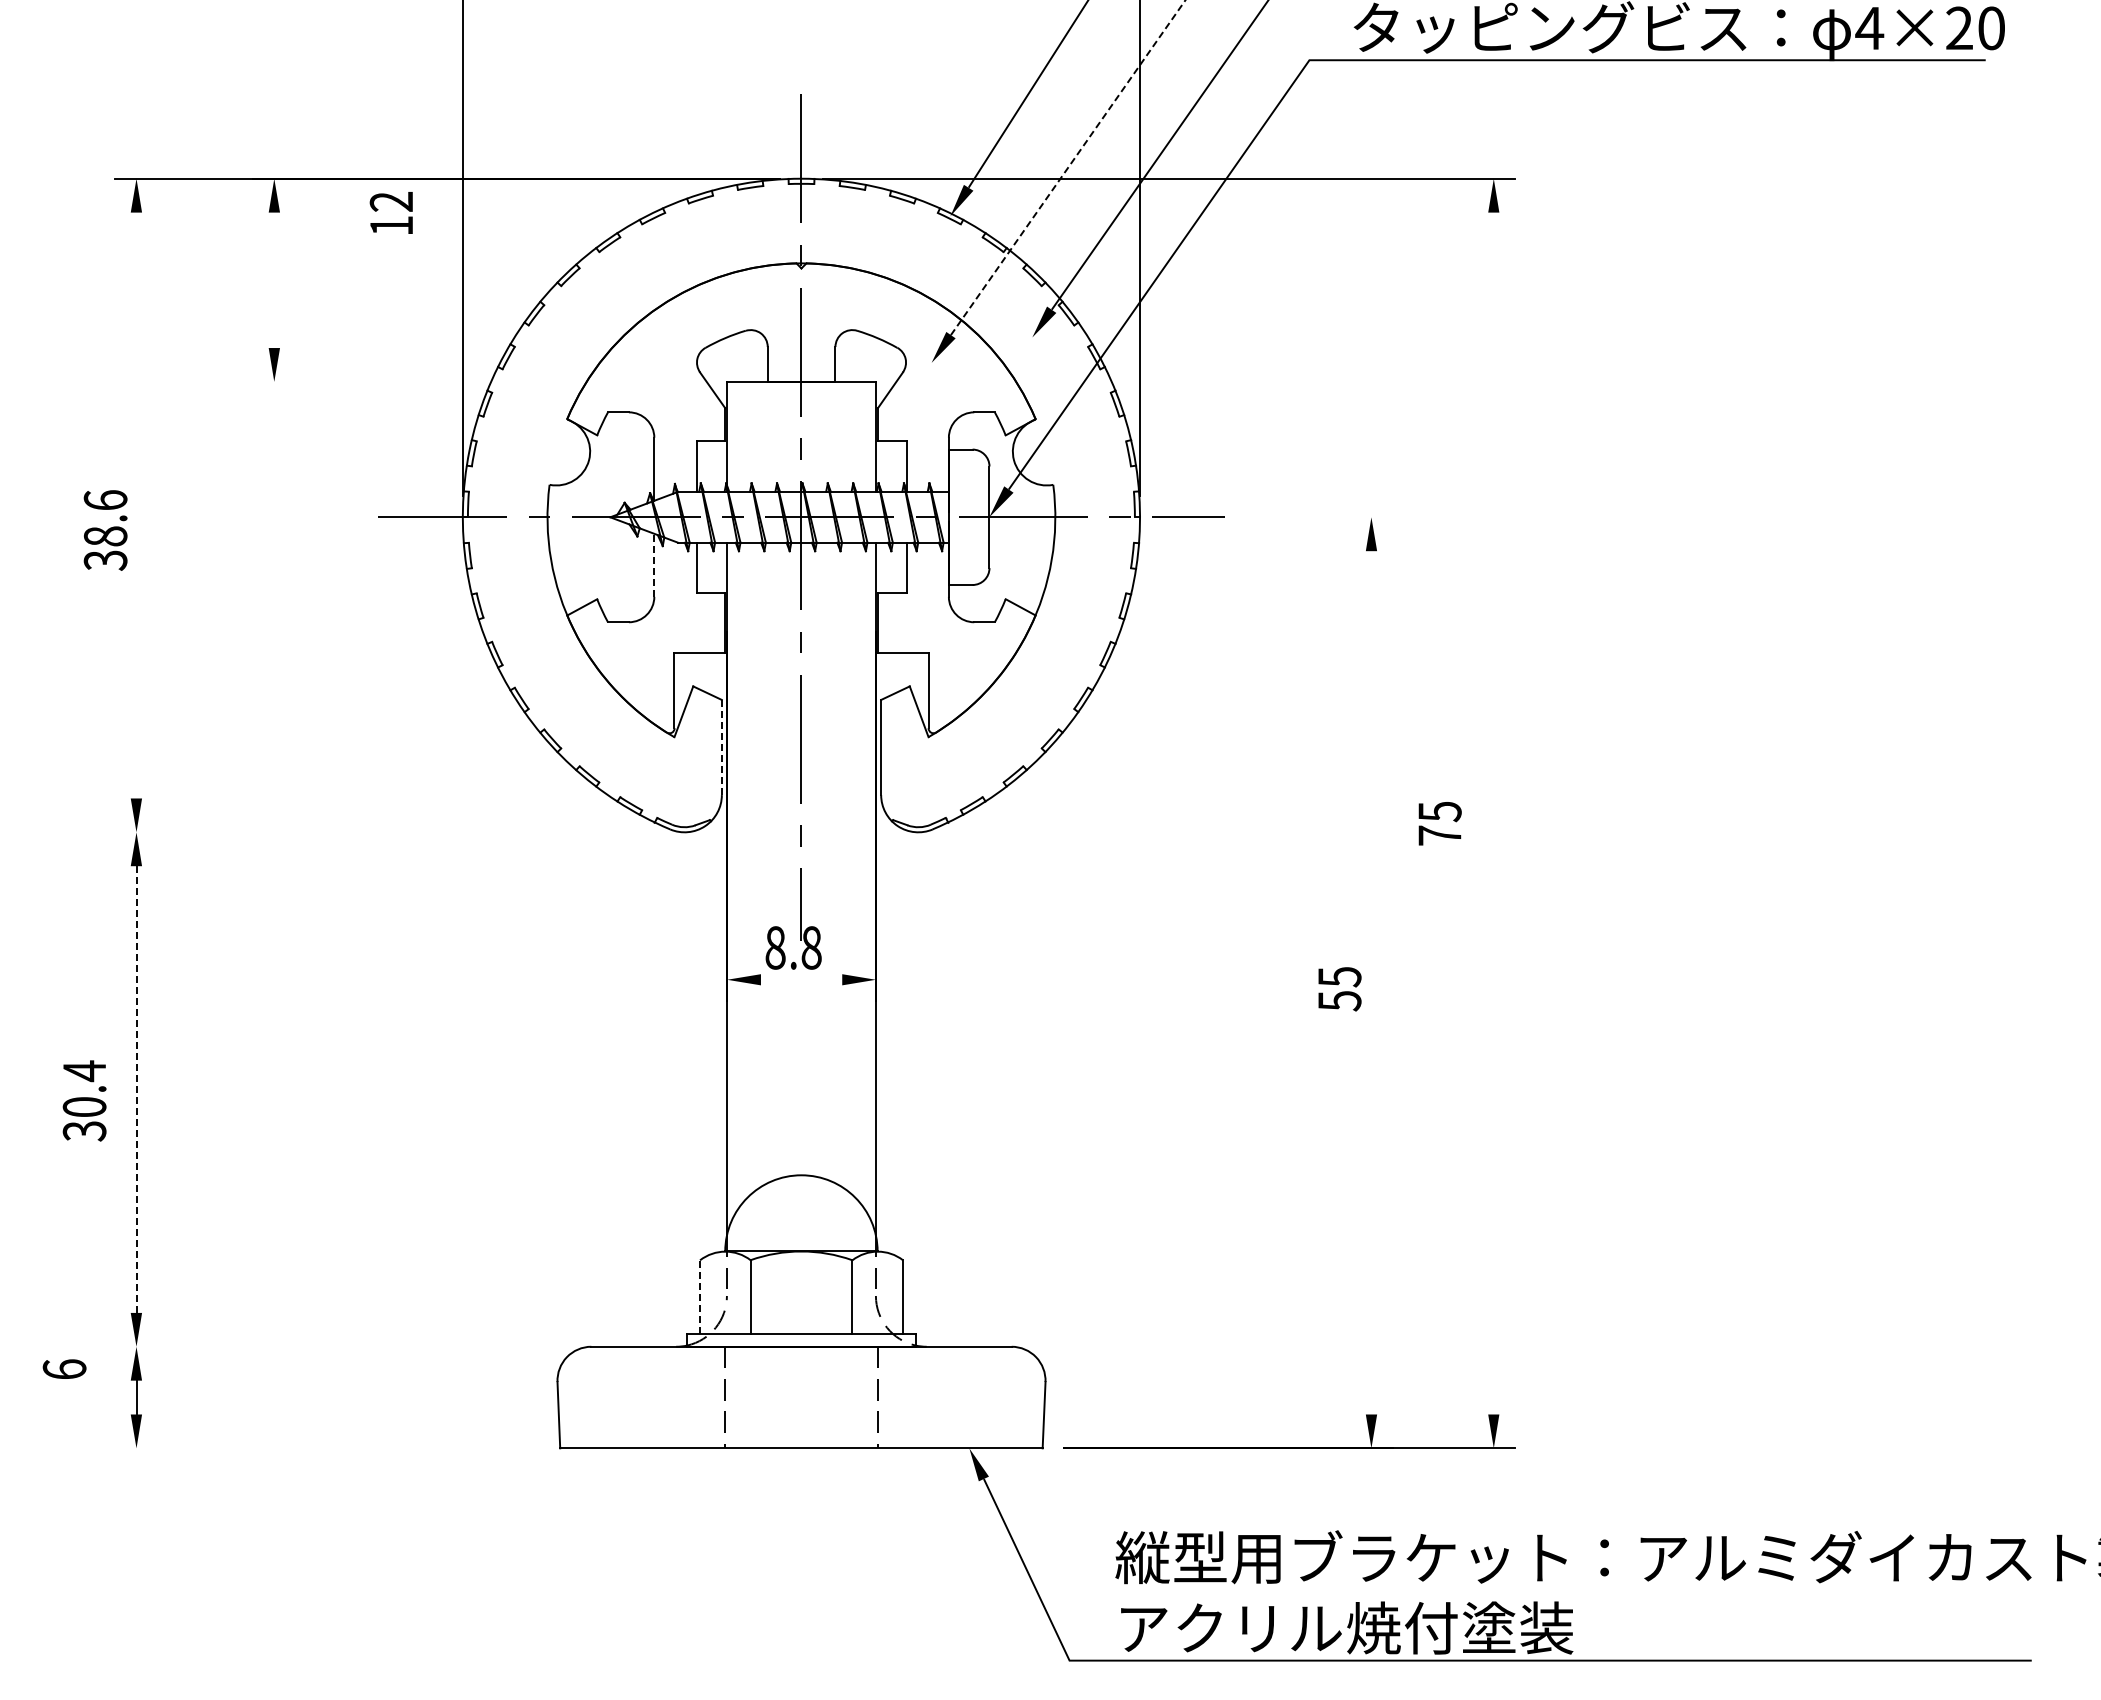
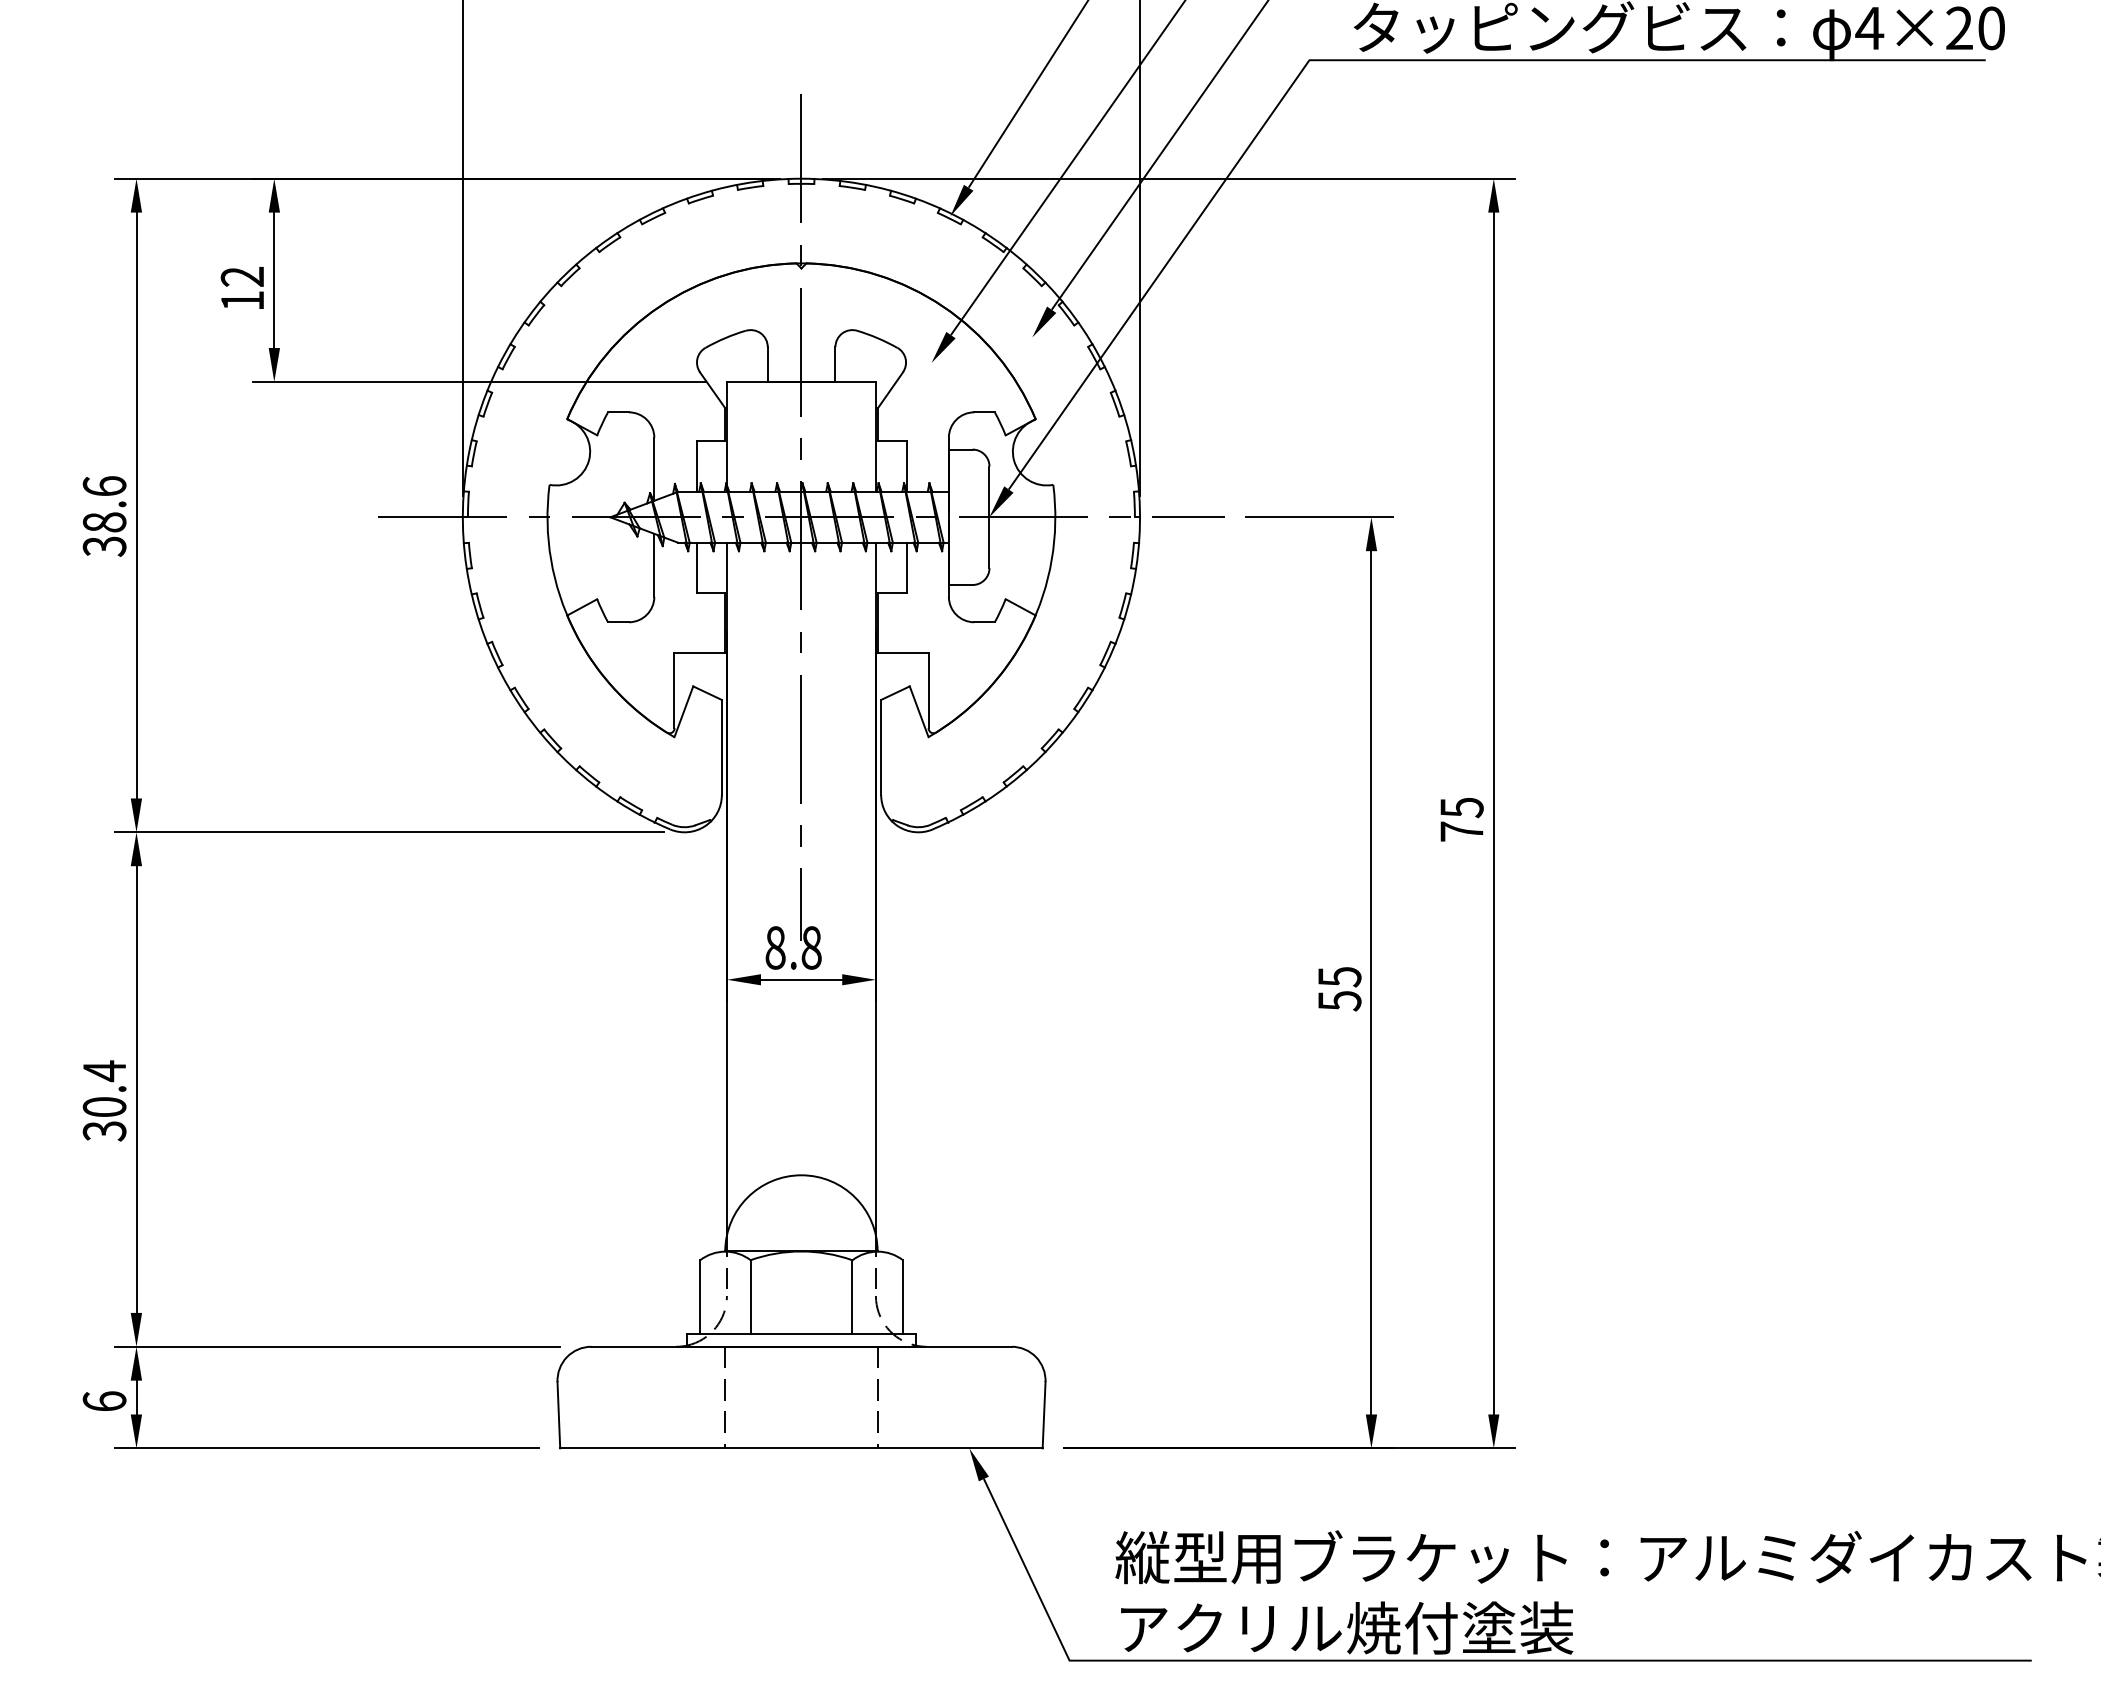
line: dashed -> solid (1068, 167)
text position: (390, 212) -> (241, 287) (241, 287)
line: none -> present (274, 280)
line: none -> present (479, 381)
line: none -> present (136, 505)
line: none -> present (1318, 517)
text position: (105, 530) -> (104, 516) (104, 516)
line: dashed -> solid (654, 565)
line: dashed -> solid (721, 747)
line: none -> present (1493, 813)
text position: (1439, 823) -> (1461, 819) (1461, 819)
line: none -> present (389, 832)
line: none -> present (801, 979)
line: none -> present (1371, 982)
line: dashed -> solid (136, 1090)
text position: (84, 1100) -> (104, 1100) (104, 1100)
line: dashed -> solid (700, 1297)
line: none -> present (337, 1346)
text position: (64, 1368) -> (104, 1400) (104, 1400)
line: none -> present (327, 1448)
